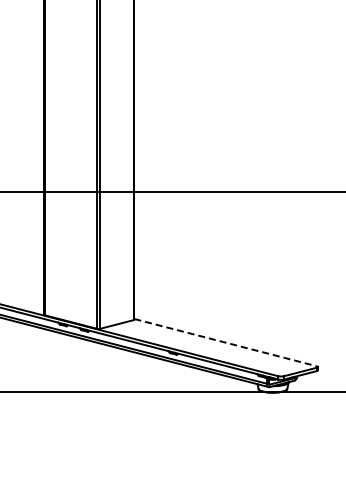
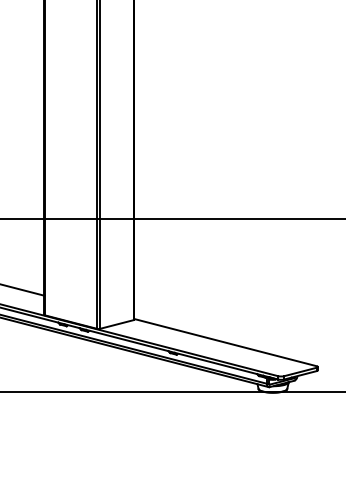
line position: (172, 192) -> (172, 219) (172, 219)
line: none -> present (23, 289)
line: dashed -> solid (226, 342)
